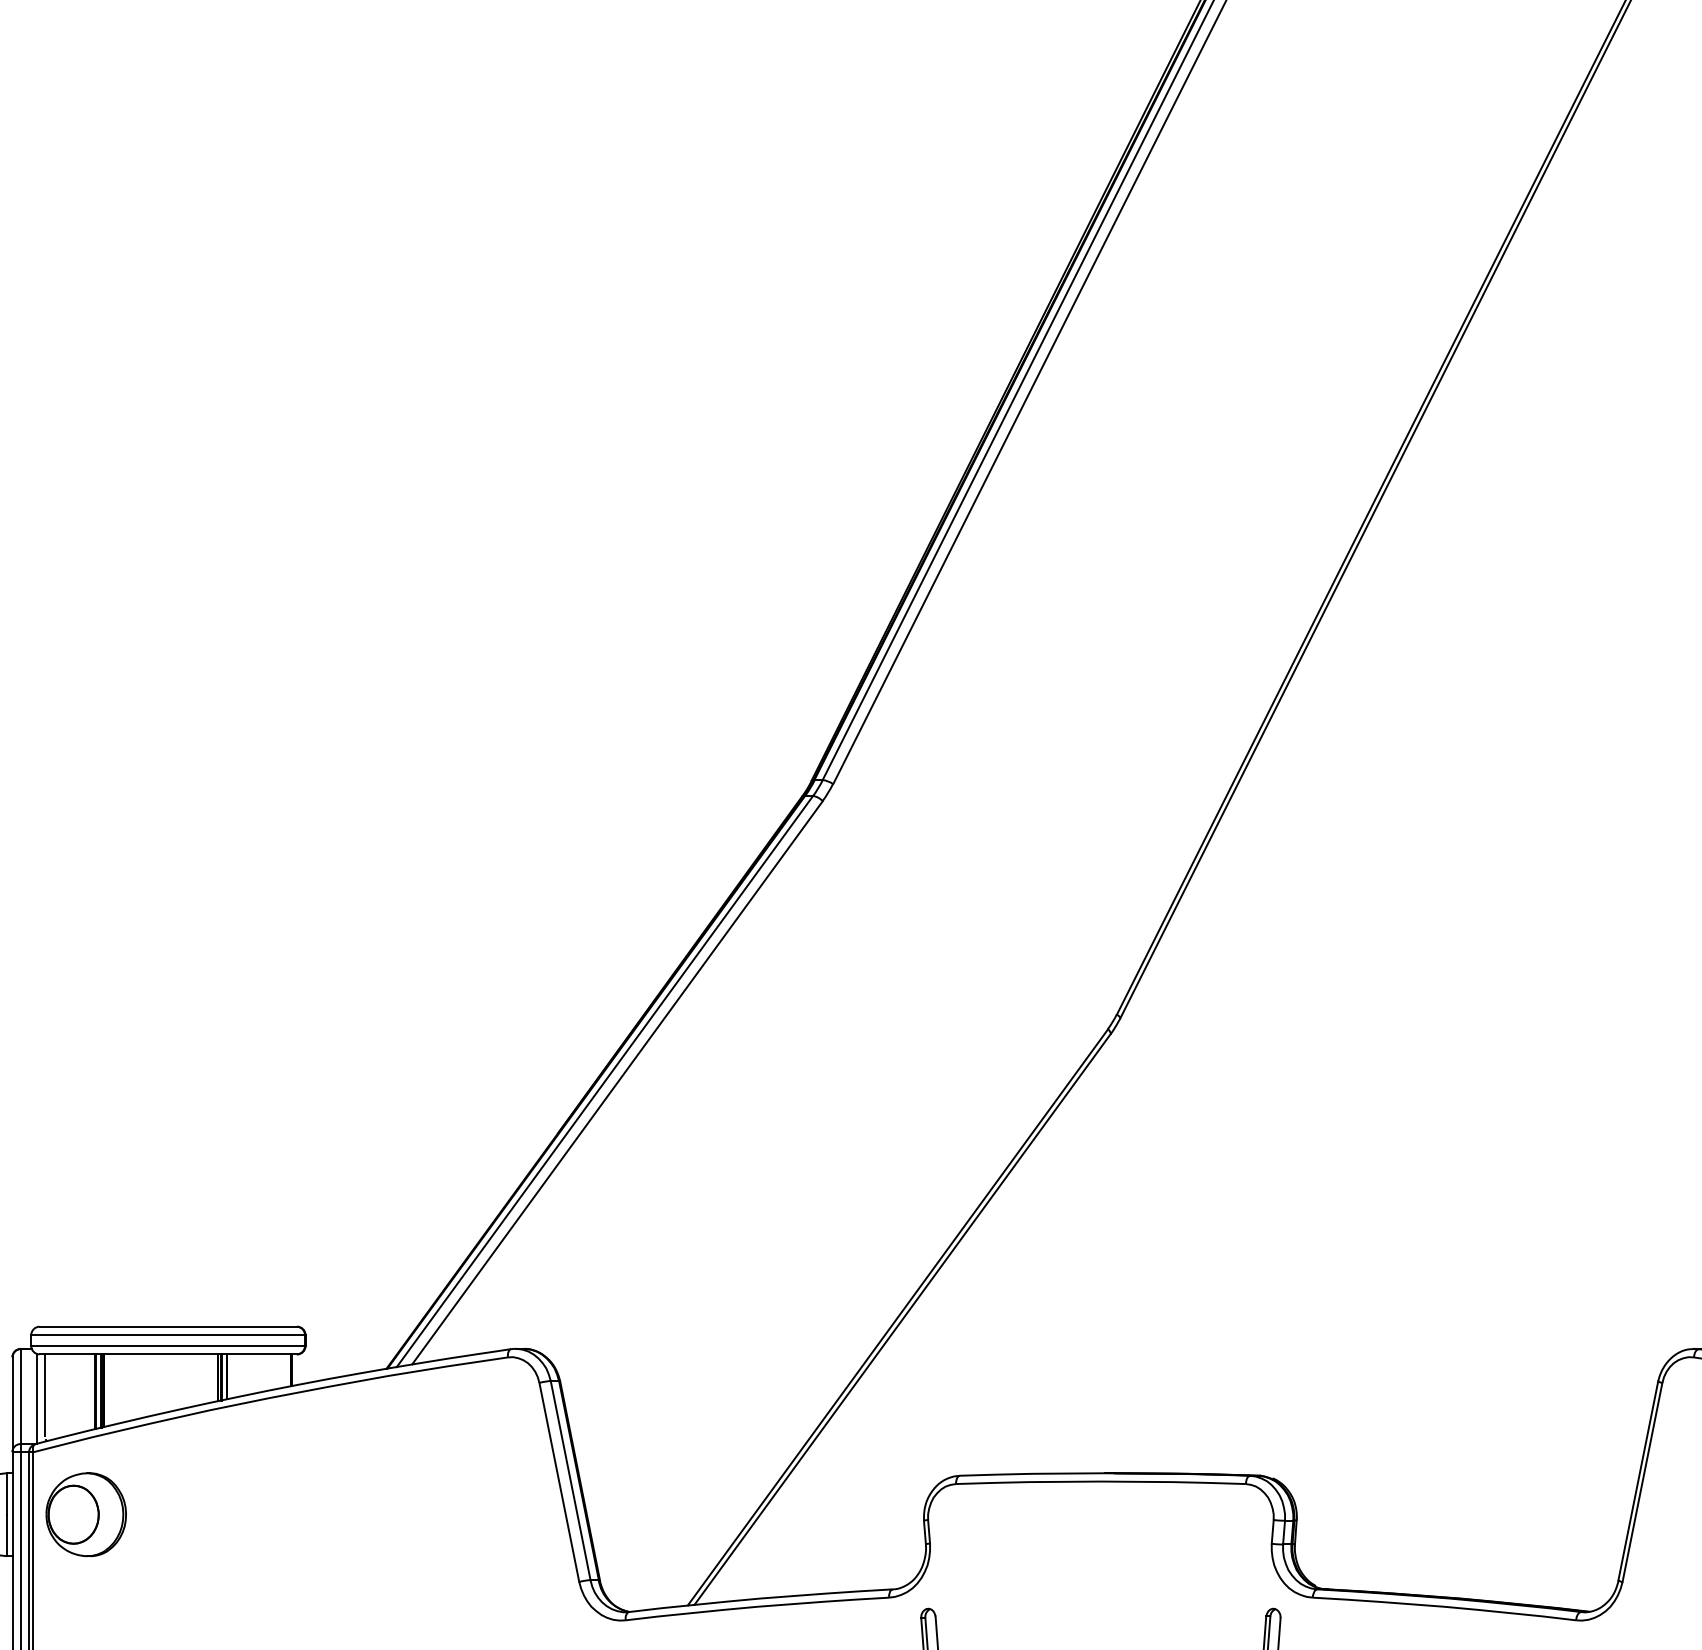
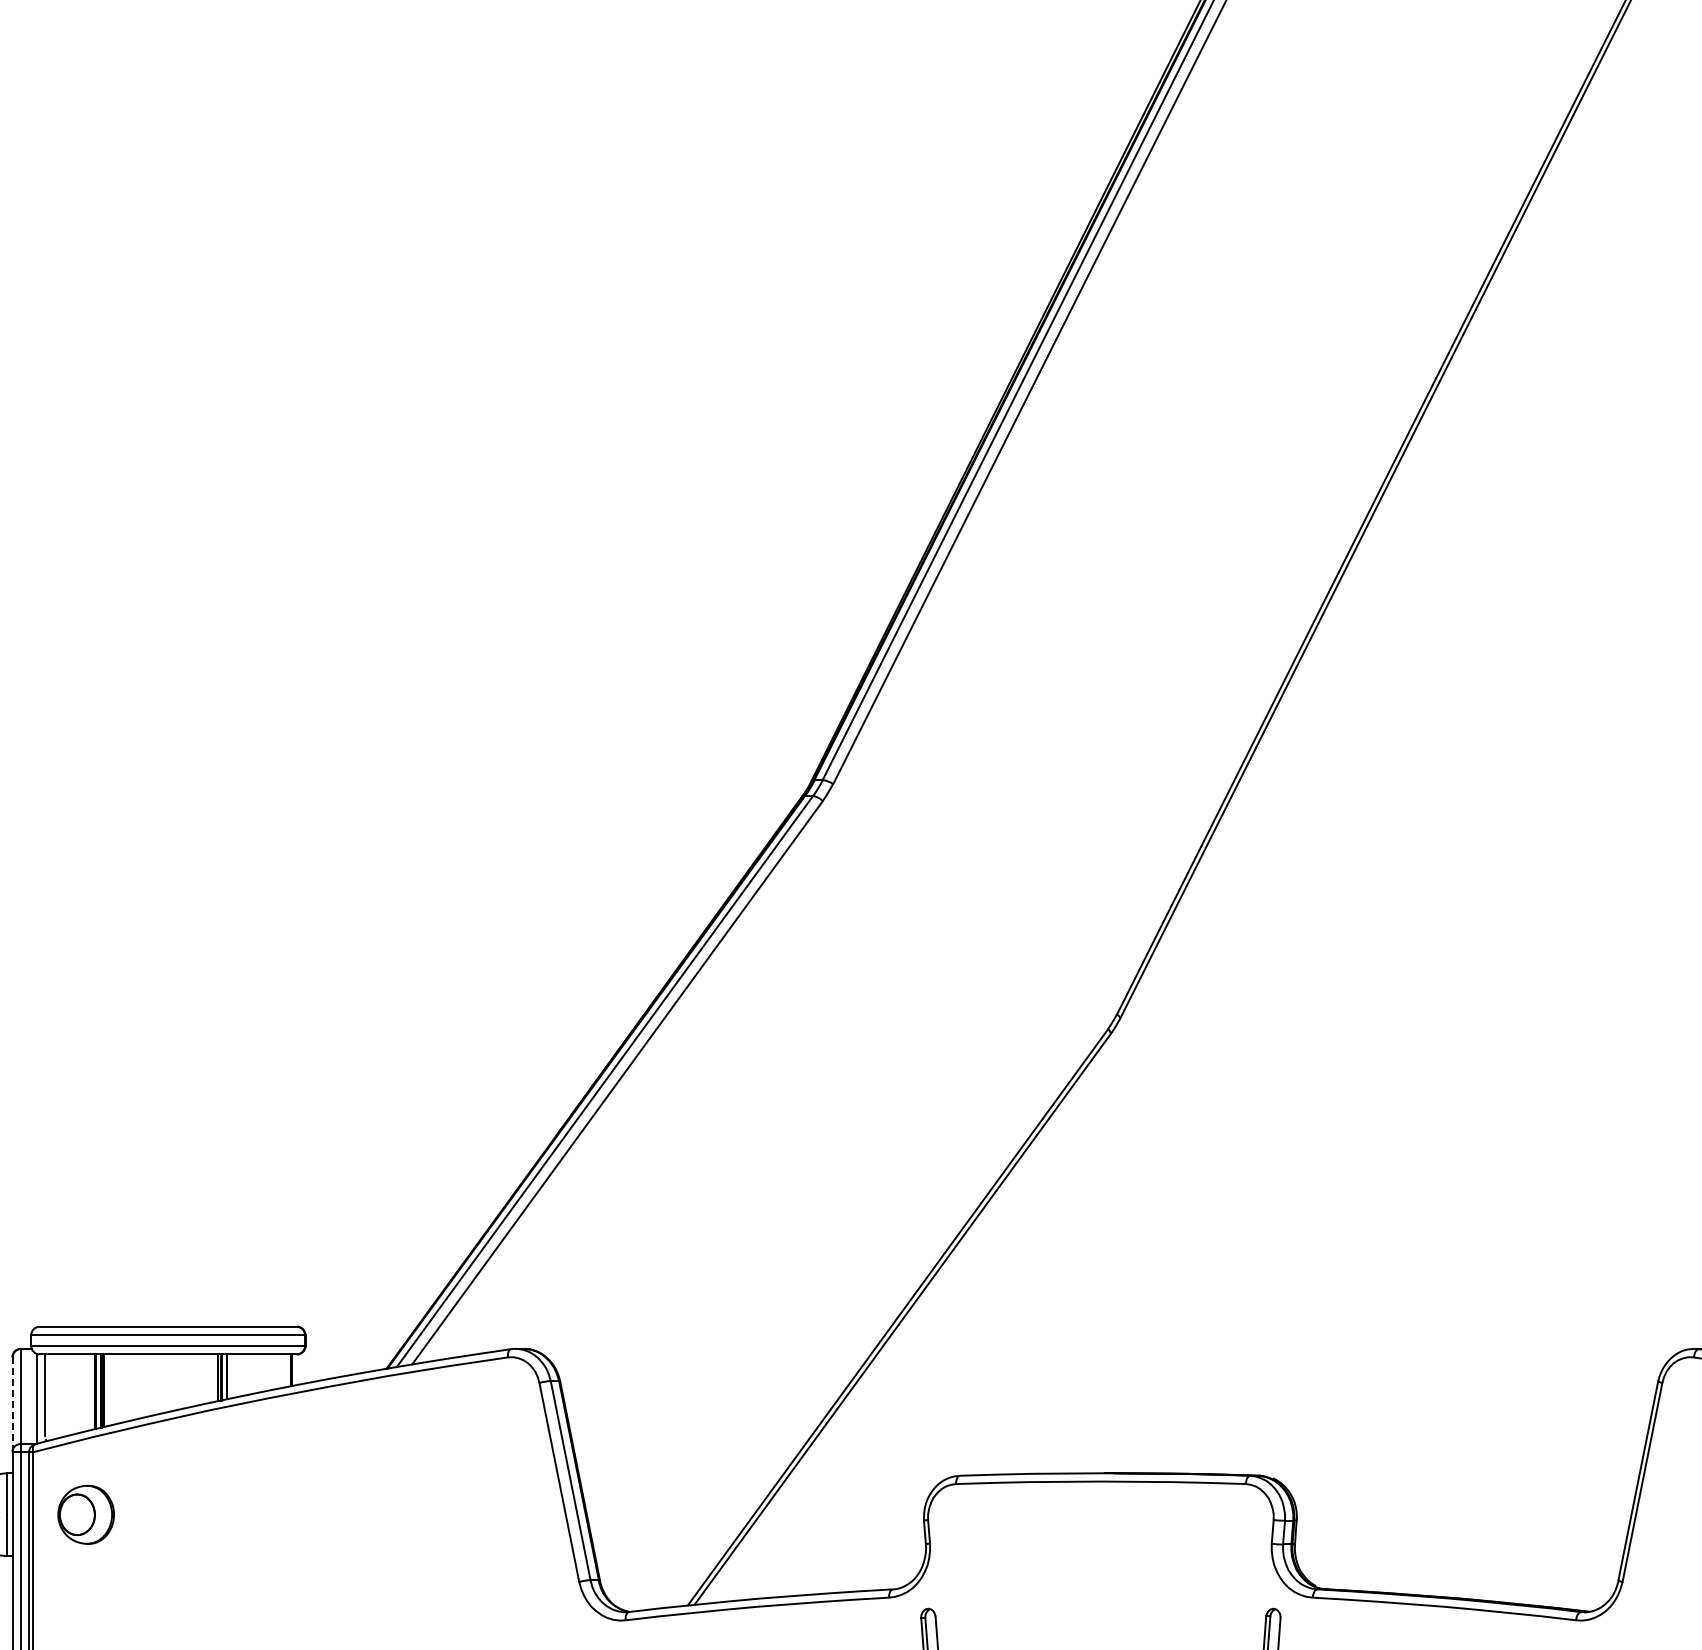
line: solid -> dashed (12, 1404)
part size: 82x86 px -> 58x61 px (85, 1514)
